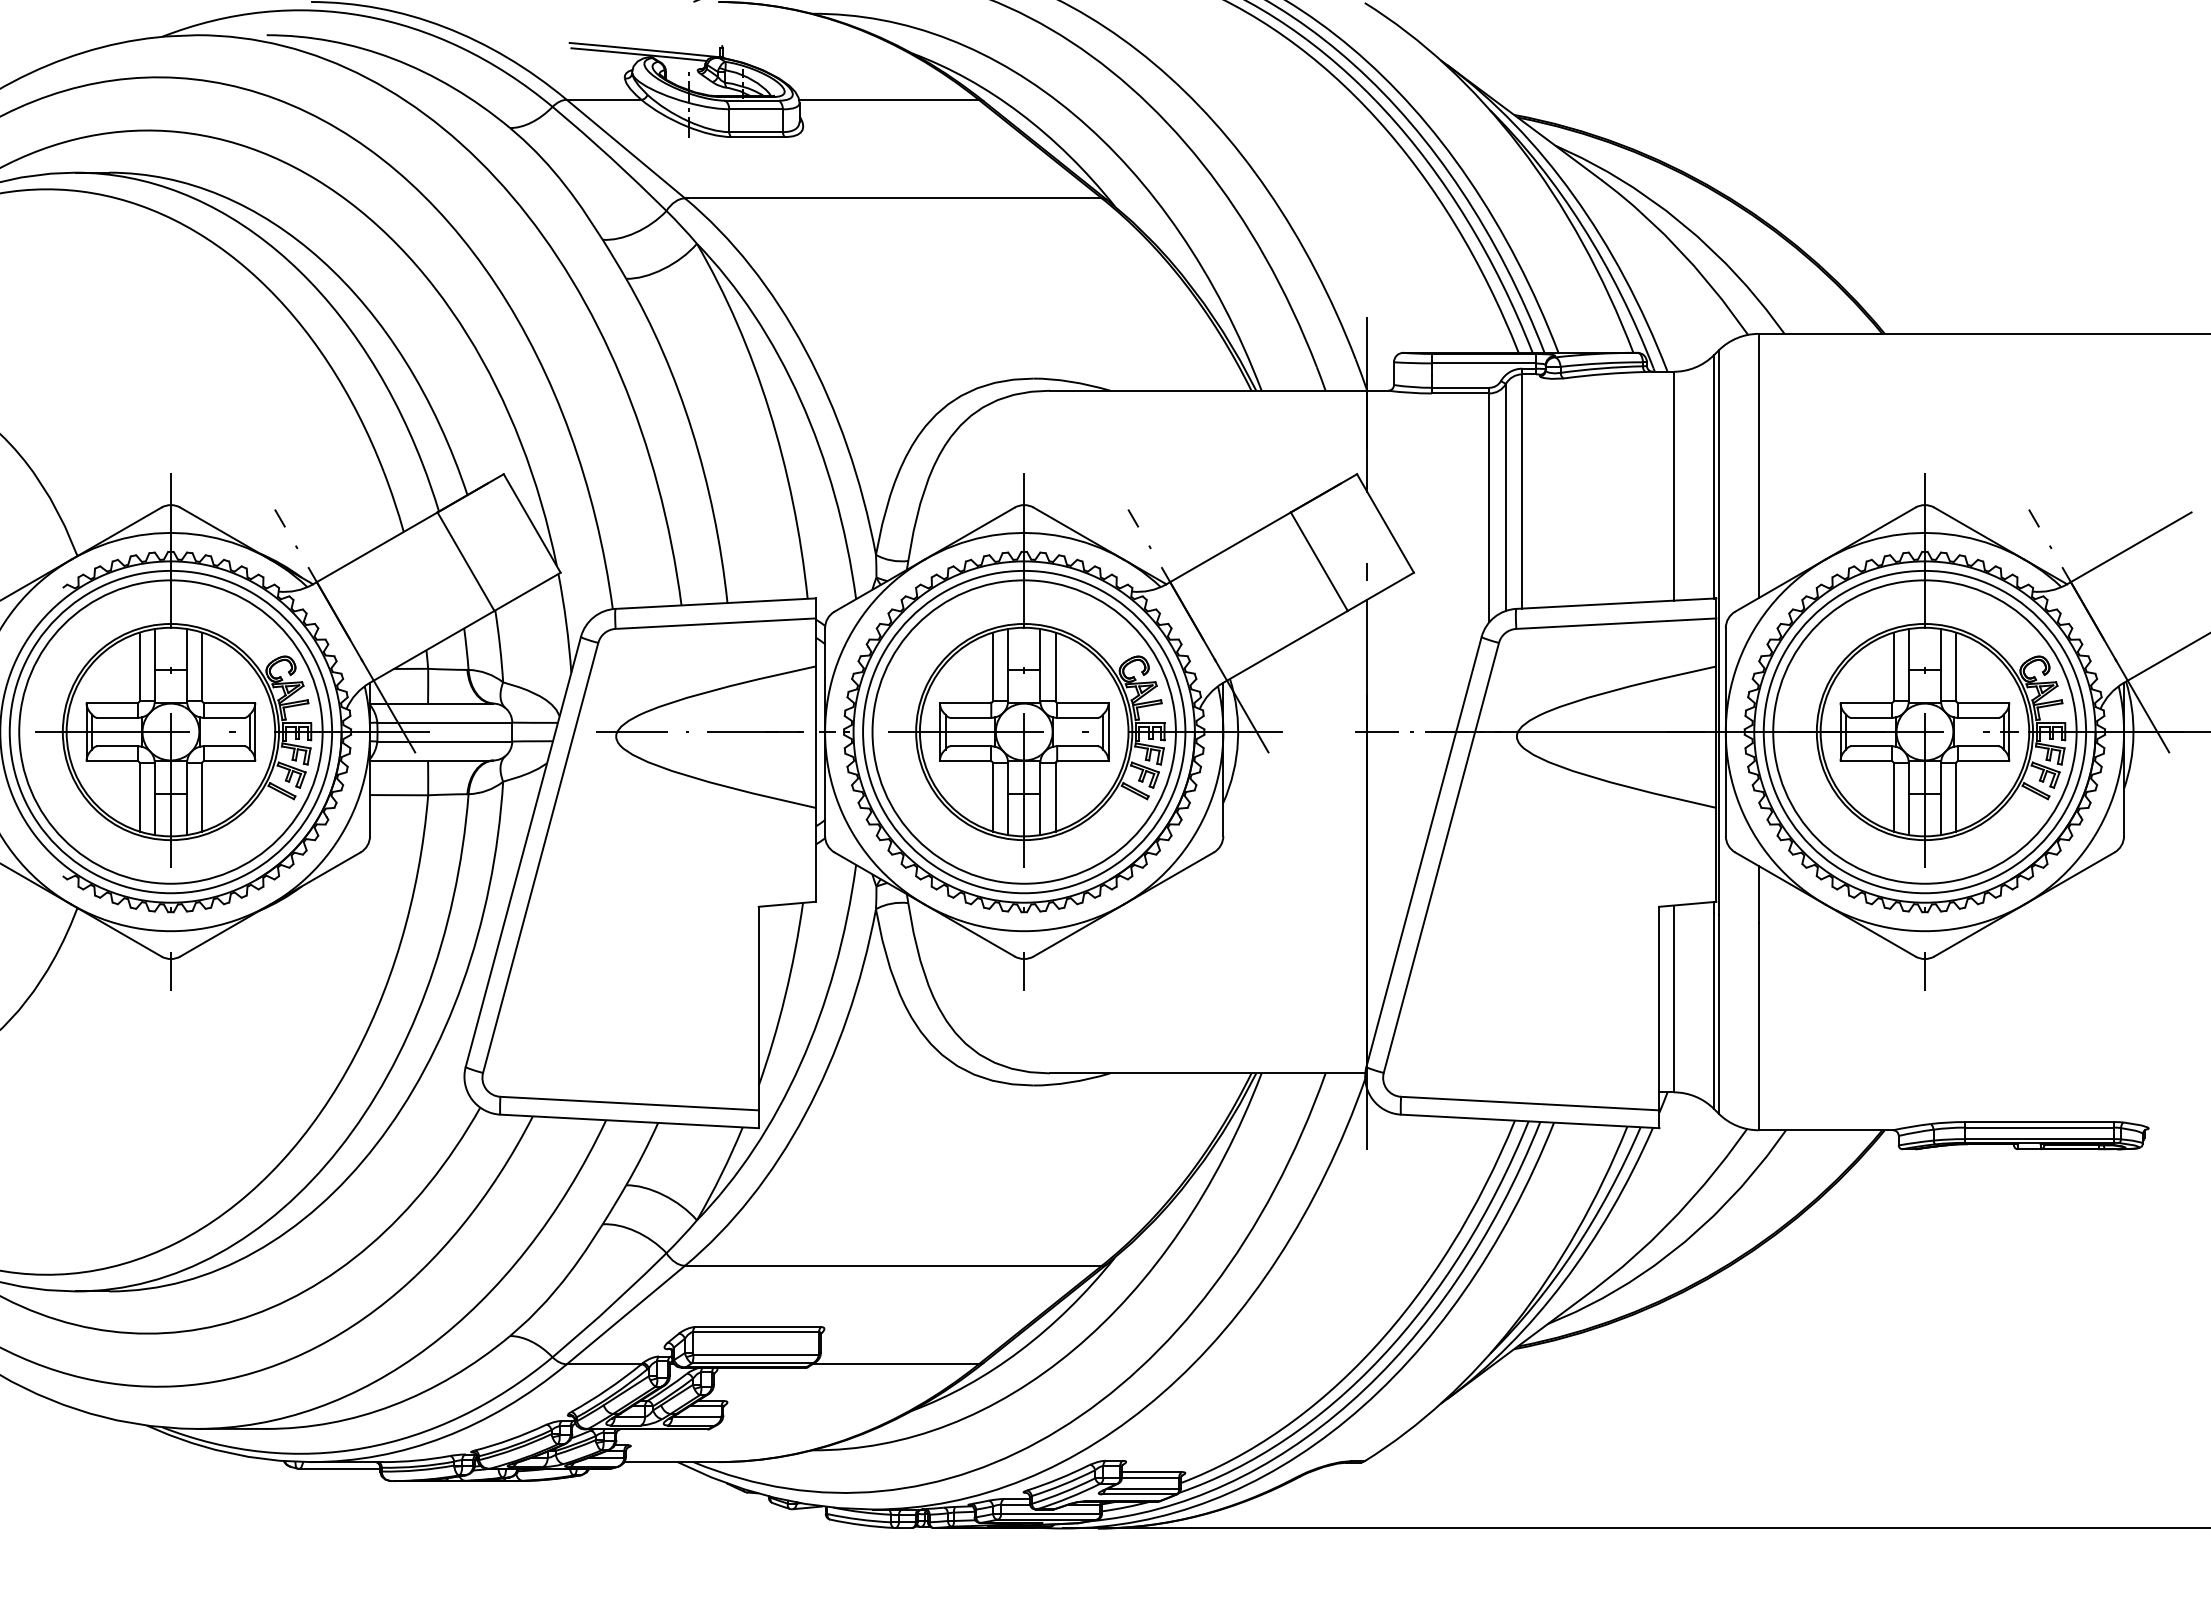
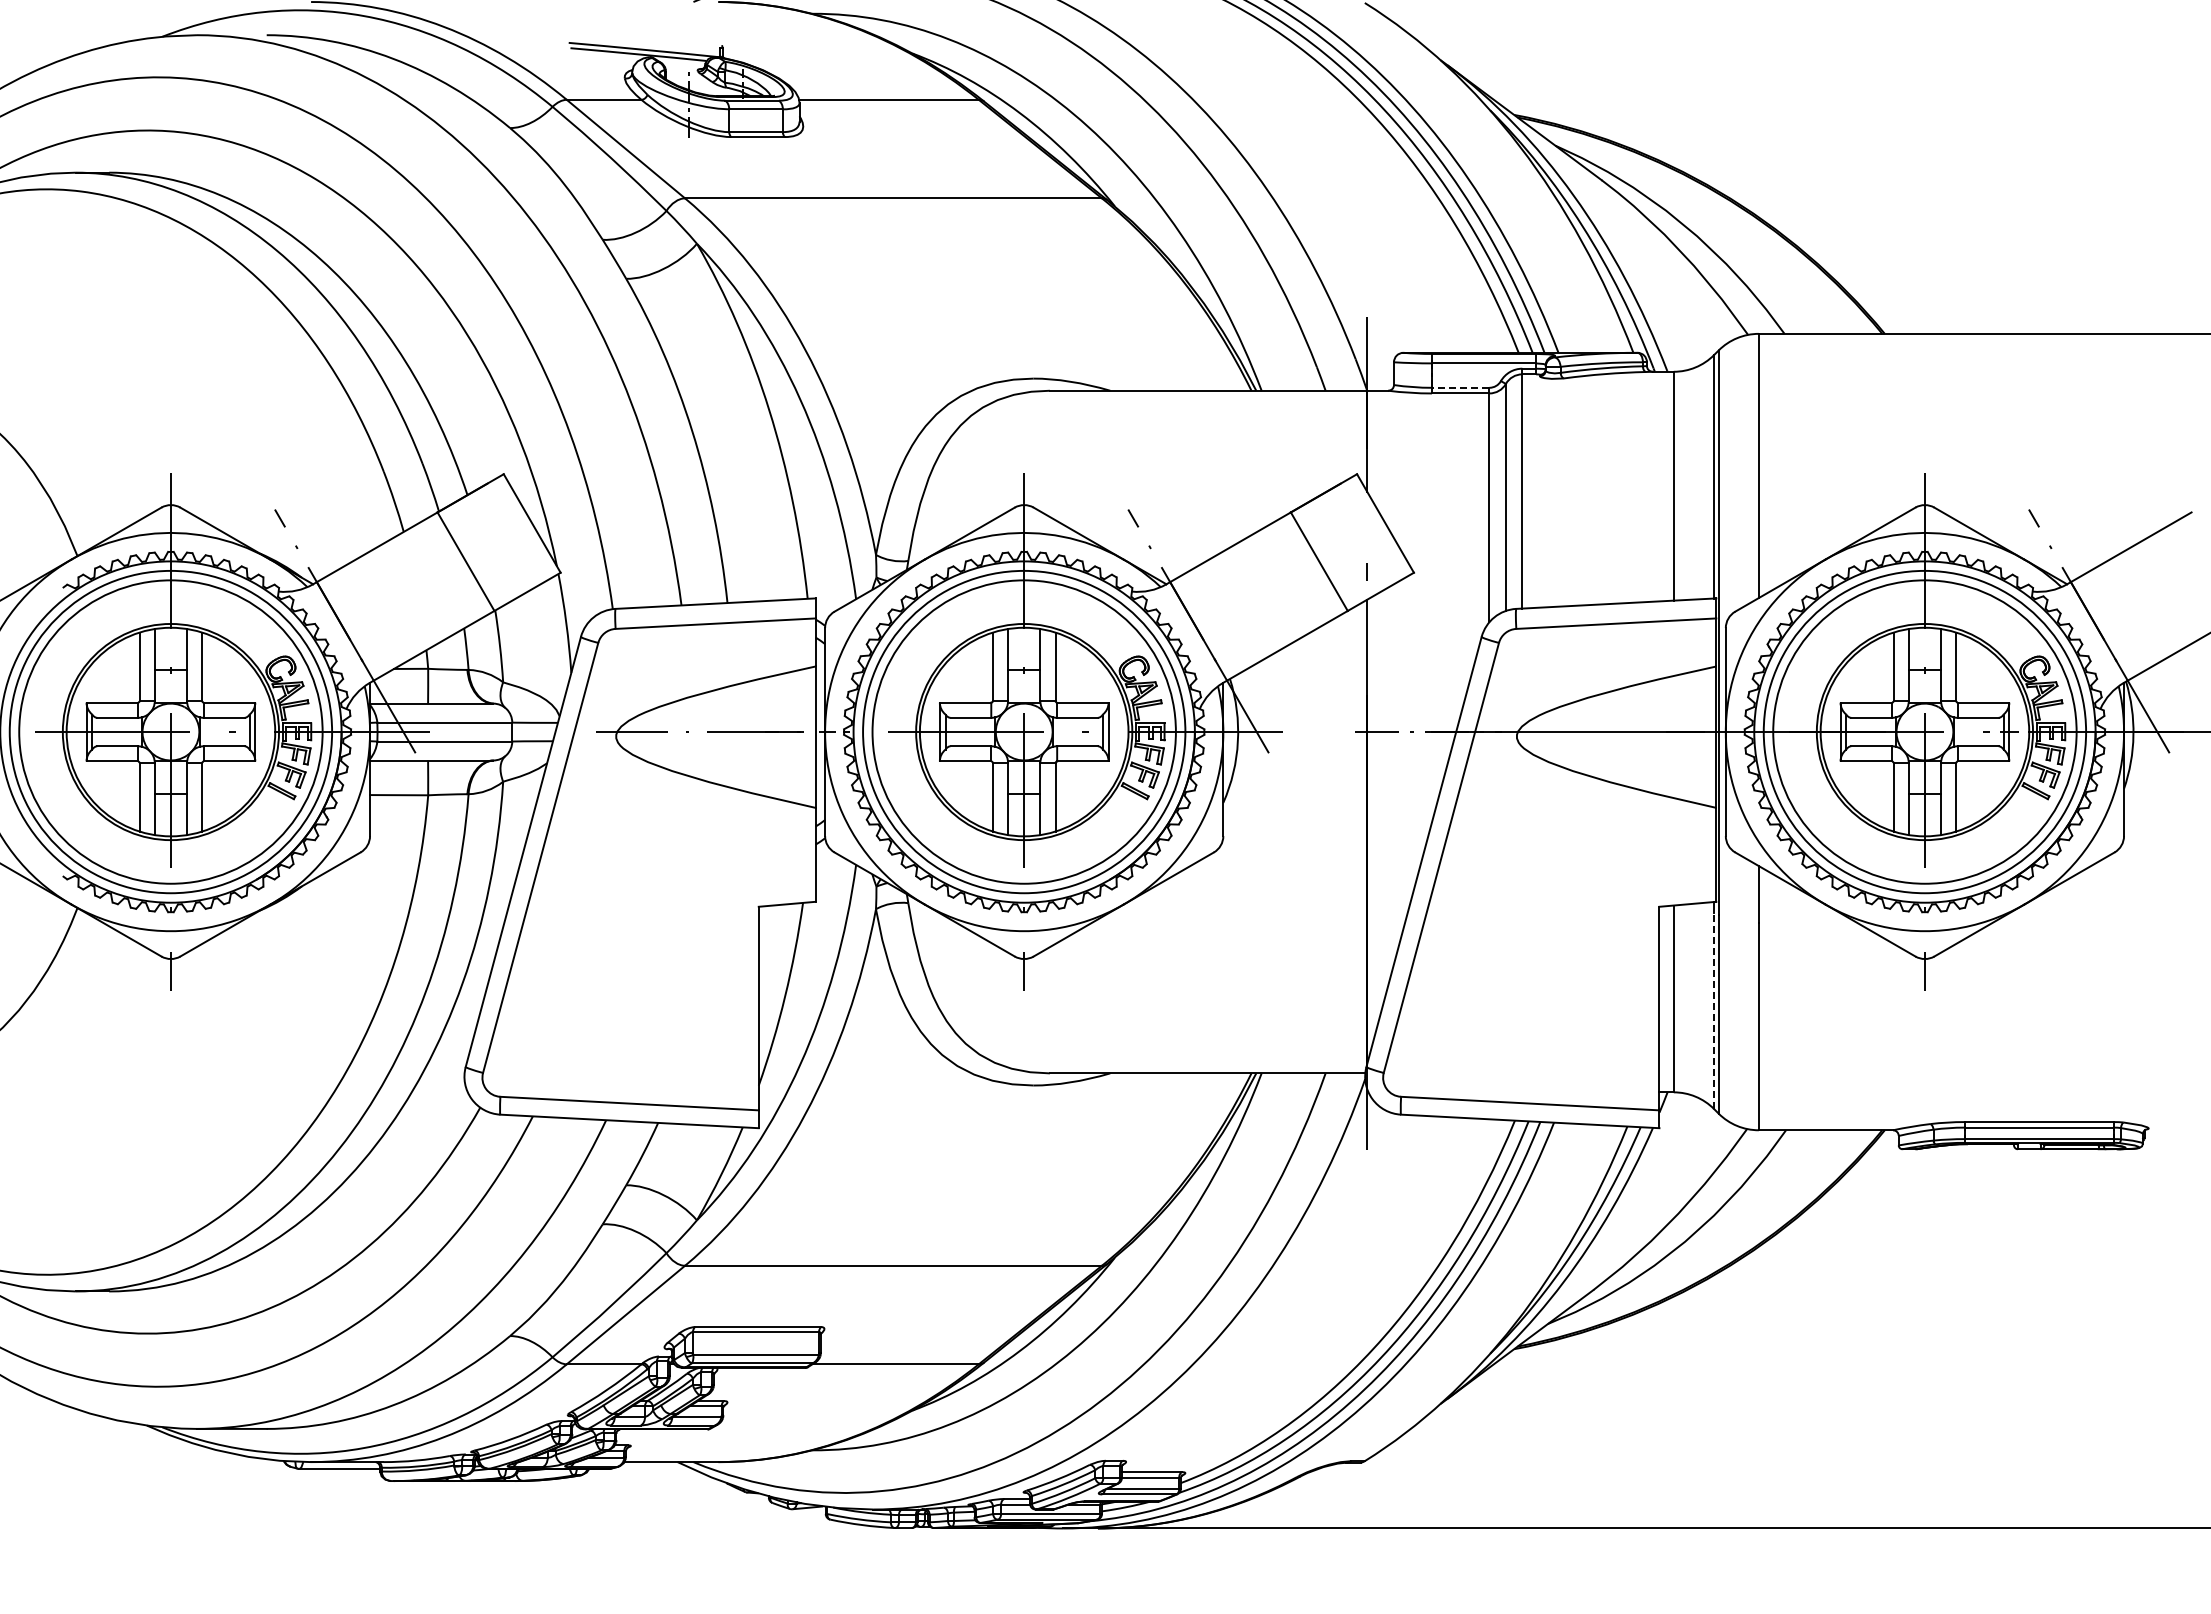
line: solid -> dashed (1460, 387)
line: solid -> dashed (1714, 1010)
